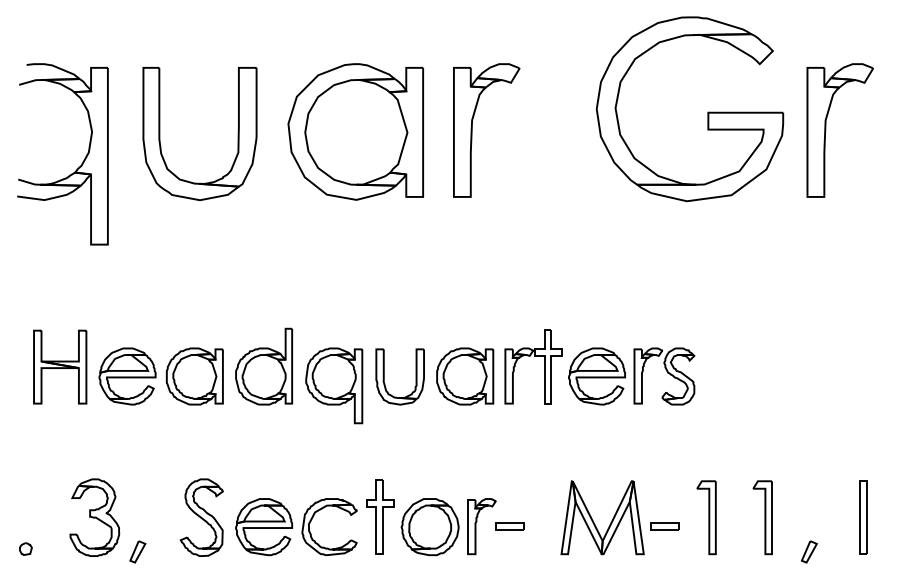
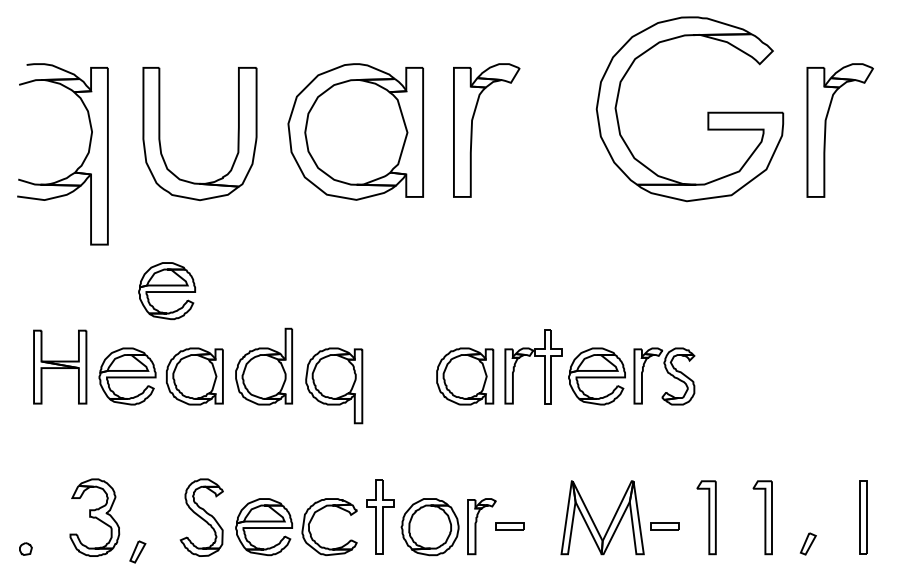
part: none -> present (167, 291)
part: present -> none (384, 376)
part position: (808, 551) -> (807, 543) (807, 543)
